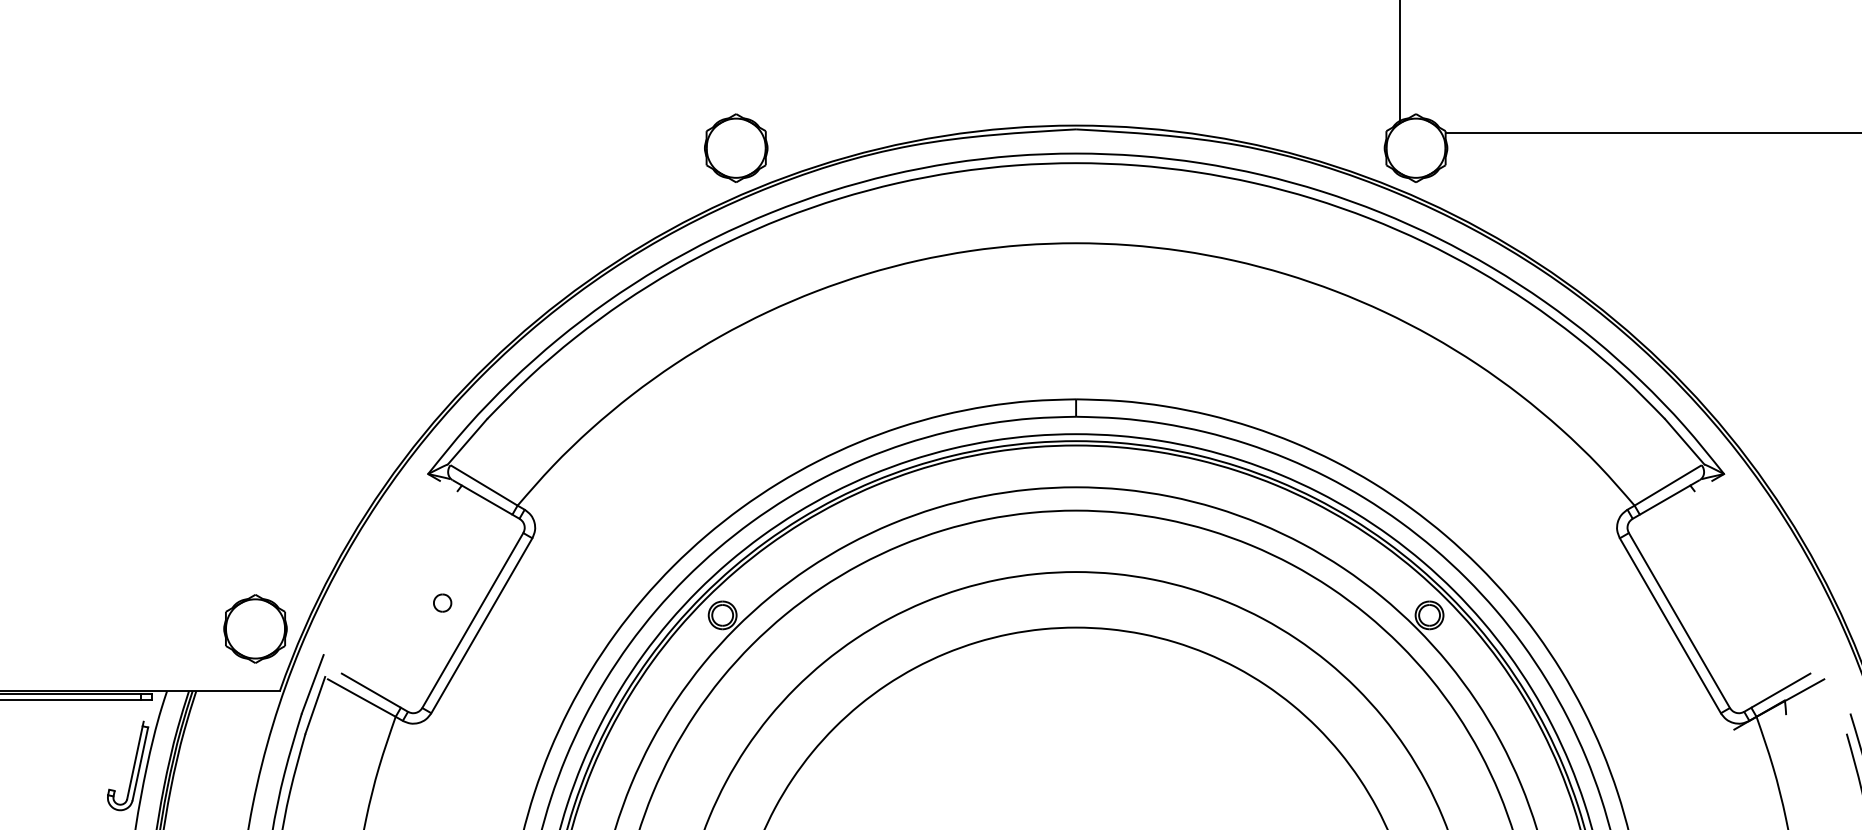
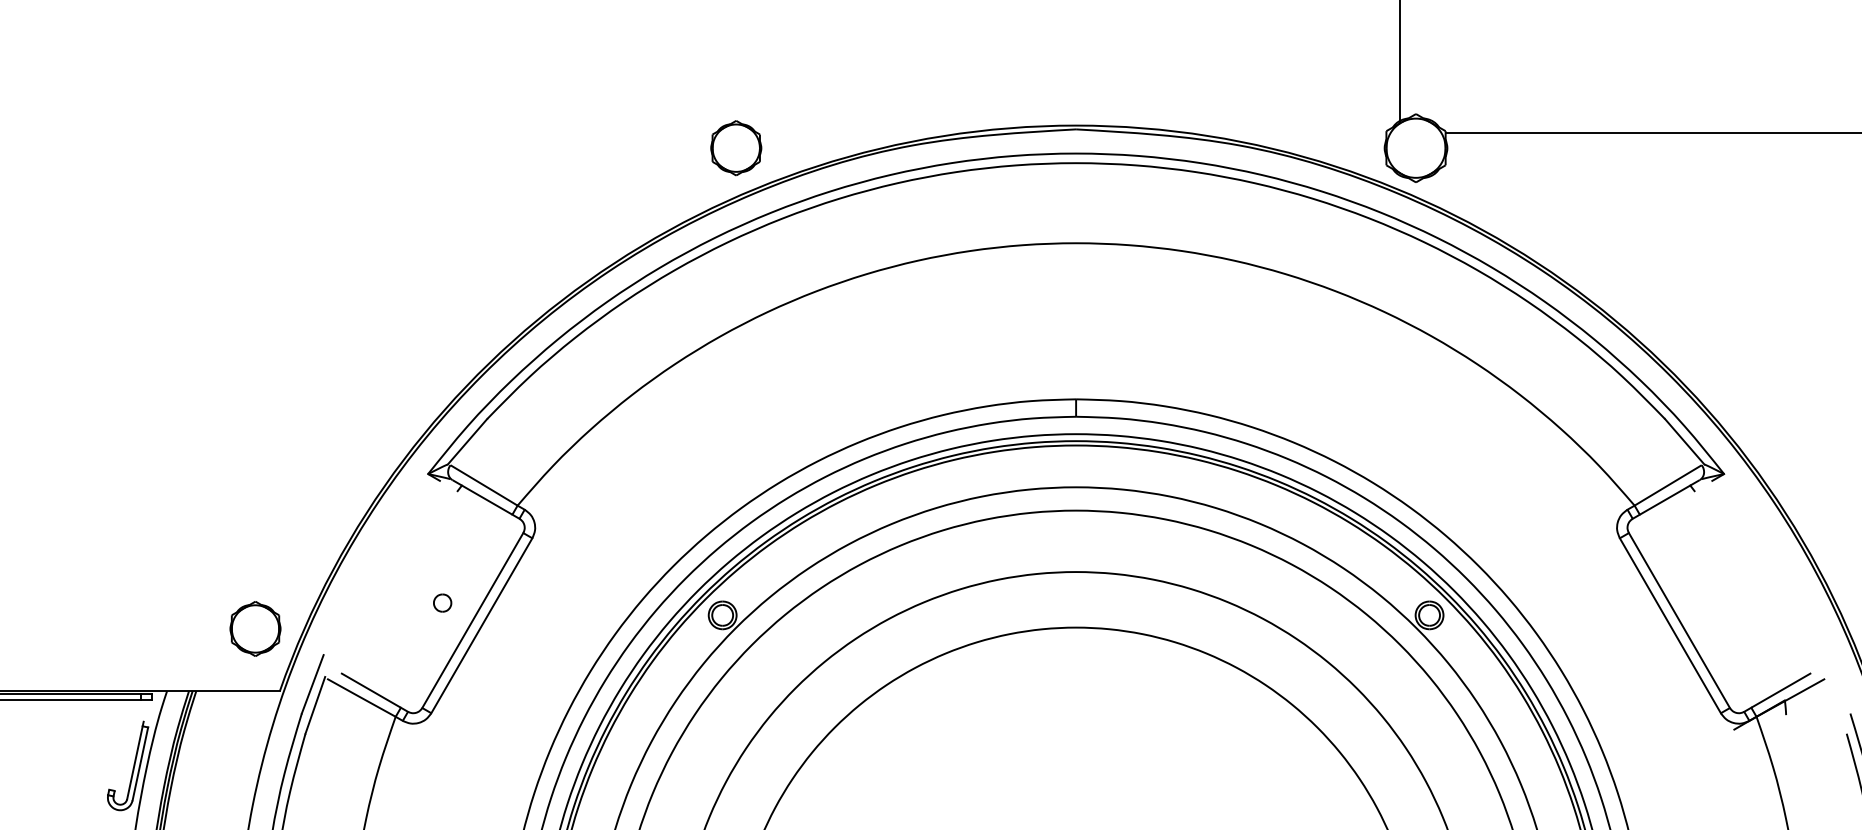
part size: 65x70 px -> 53x57 px (736, 148)
part size: 65x70 px -> 53x56 px (255, 628)
